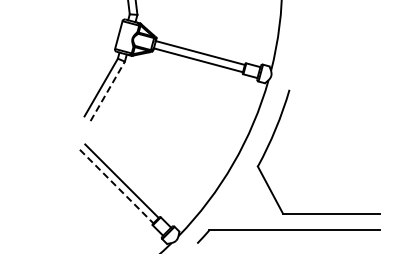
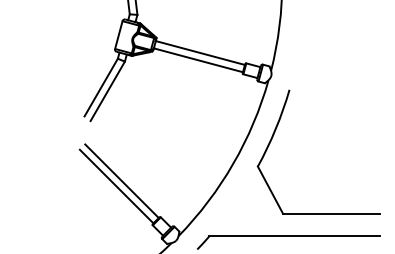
line: dashed -> solid (108, 90)
line: dashed -> solid (117, 186)
part position: (288, 236) -> (288, 242) (288, 242)
